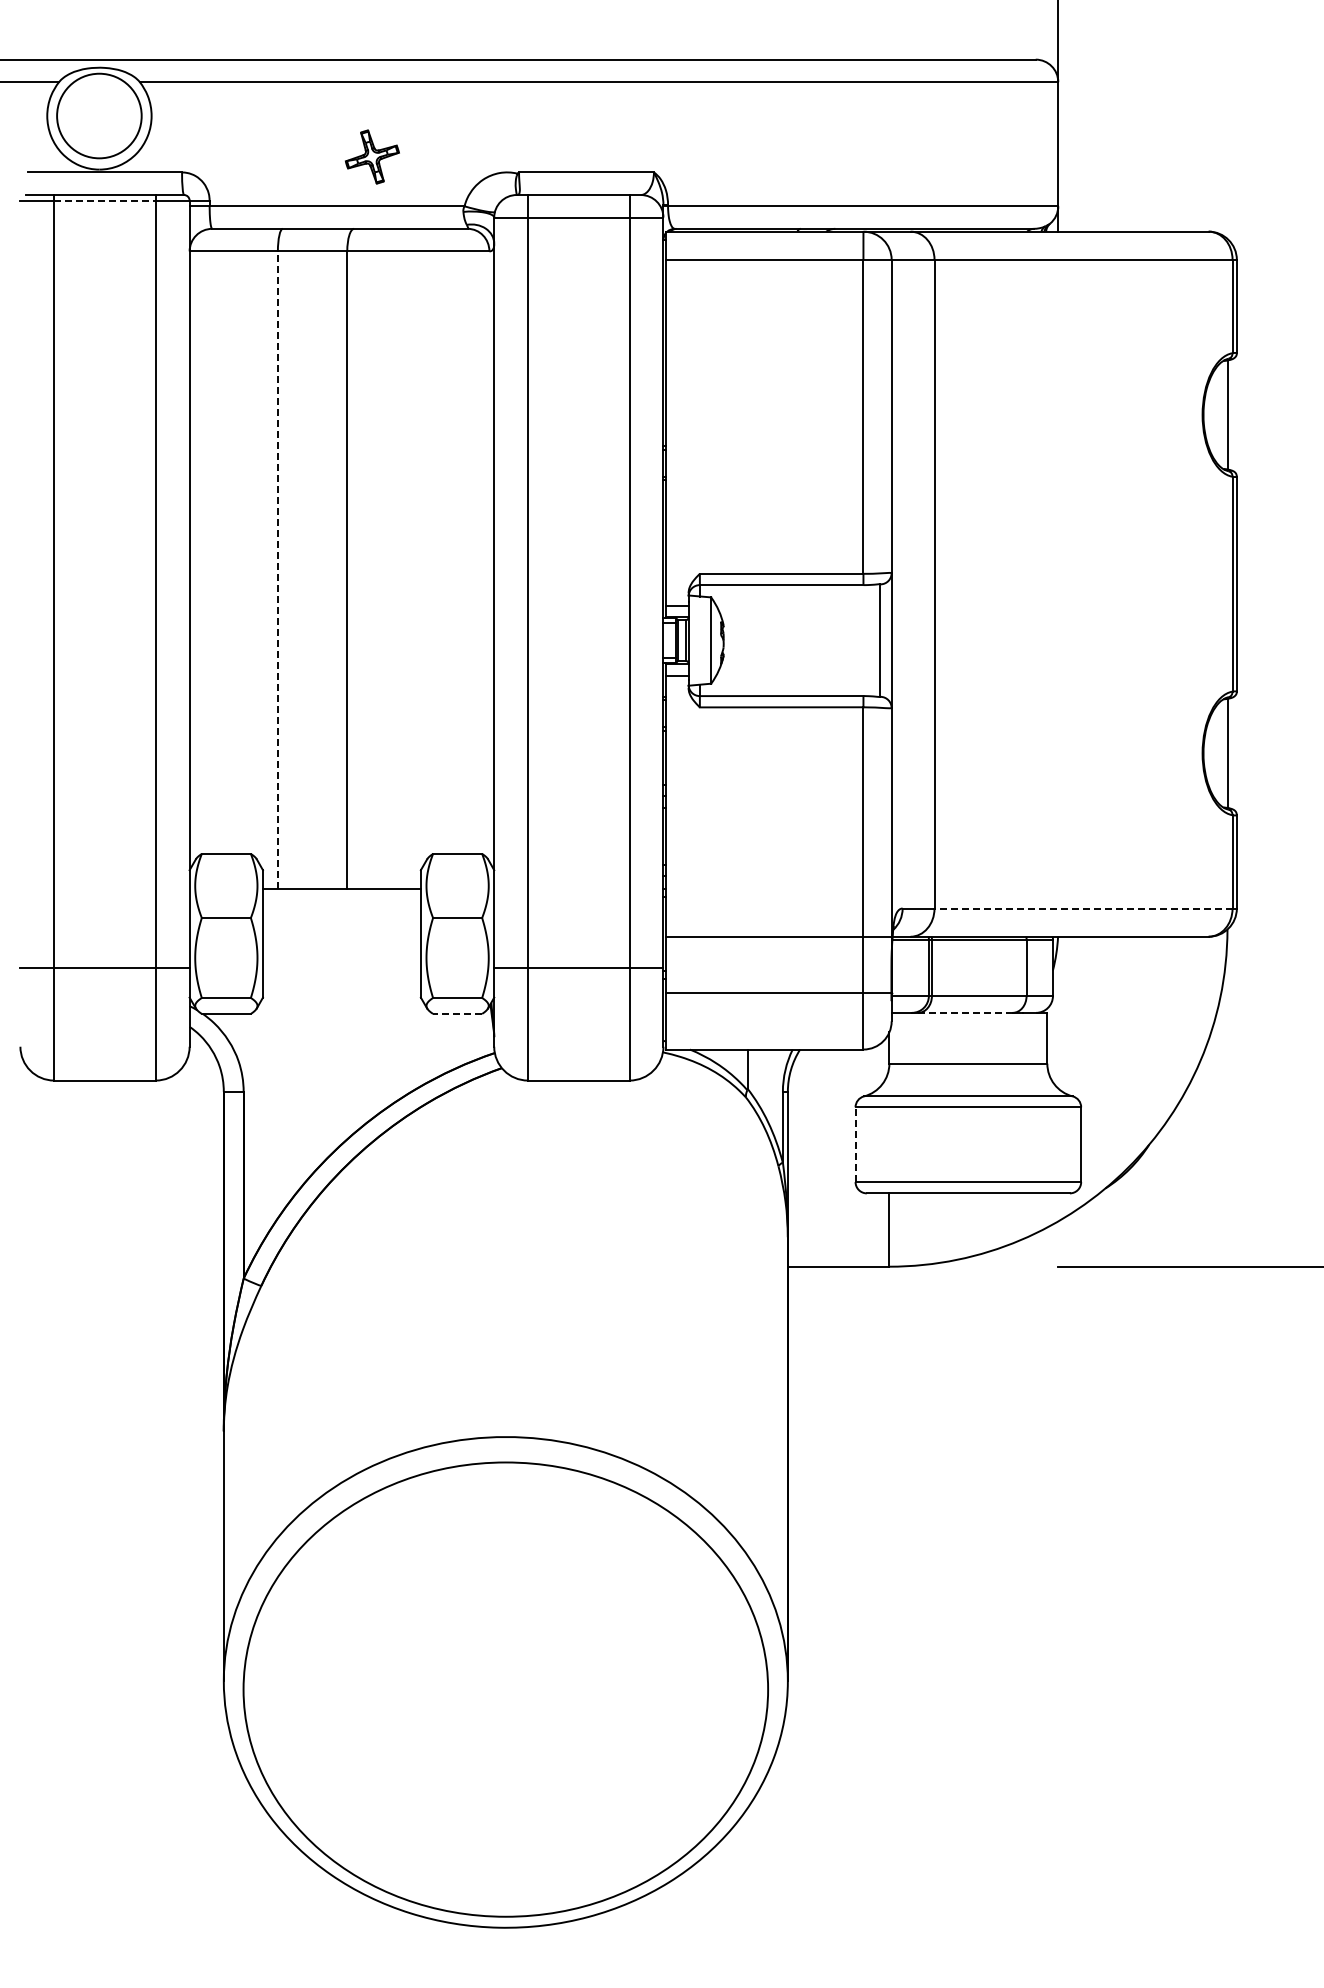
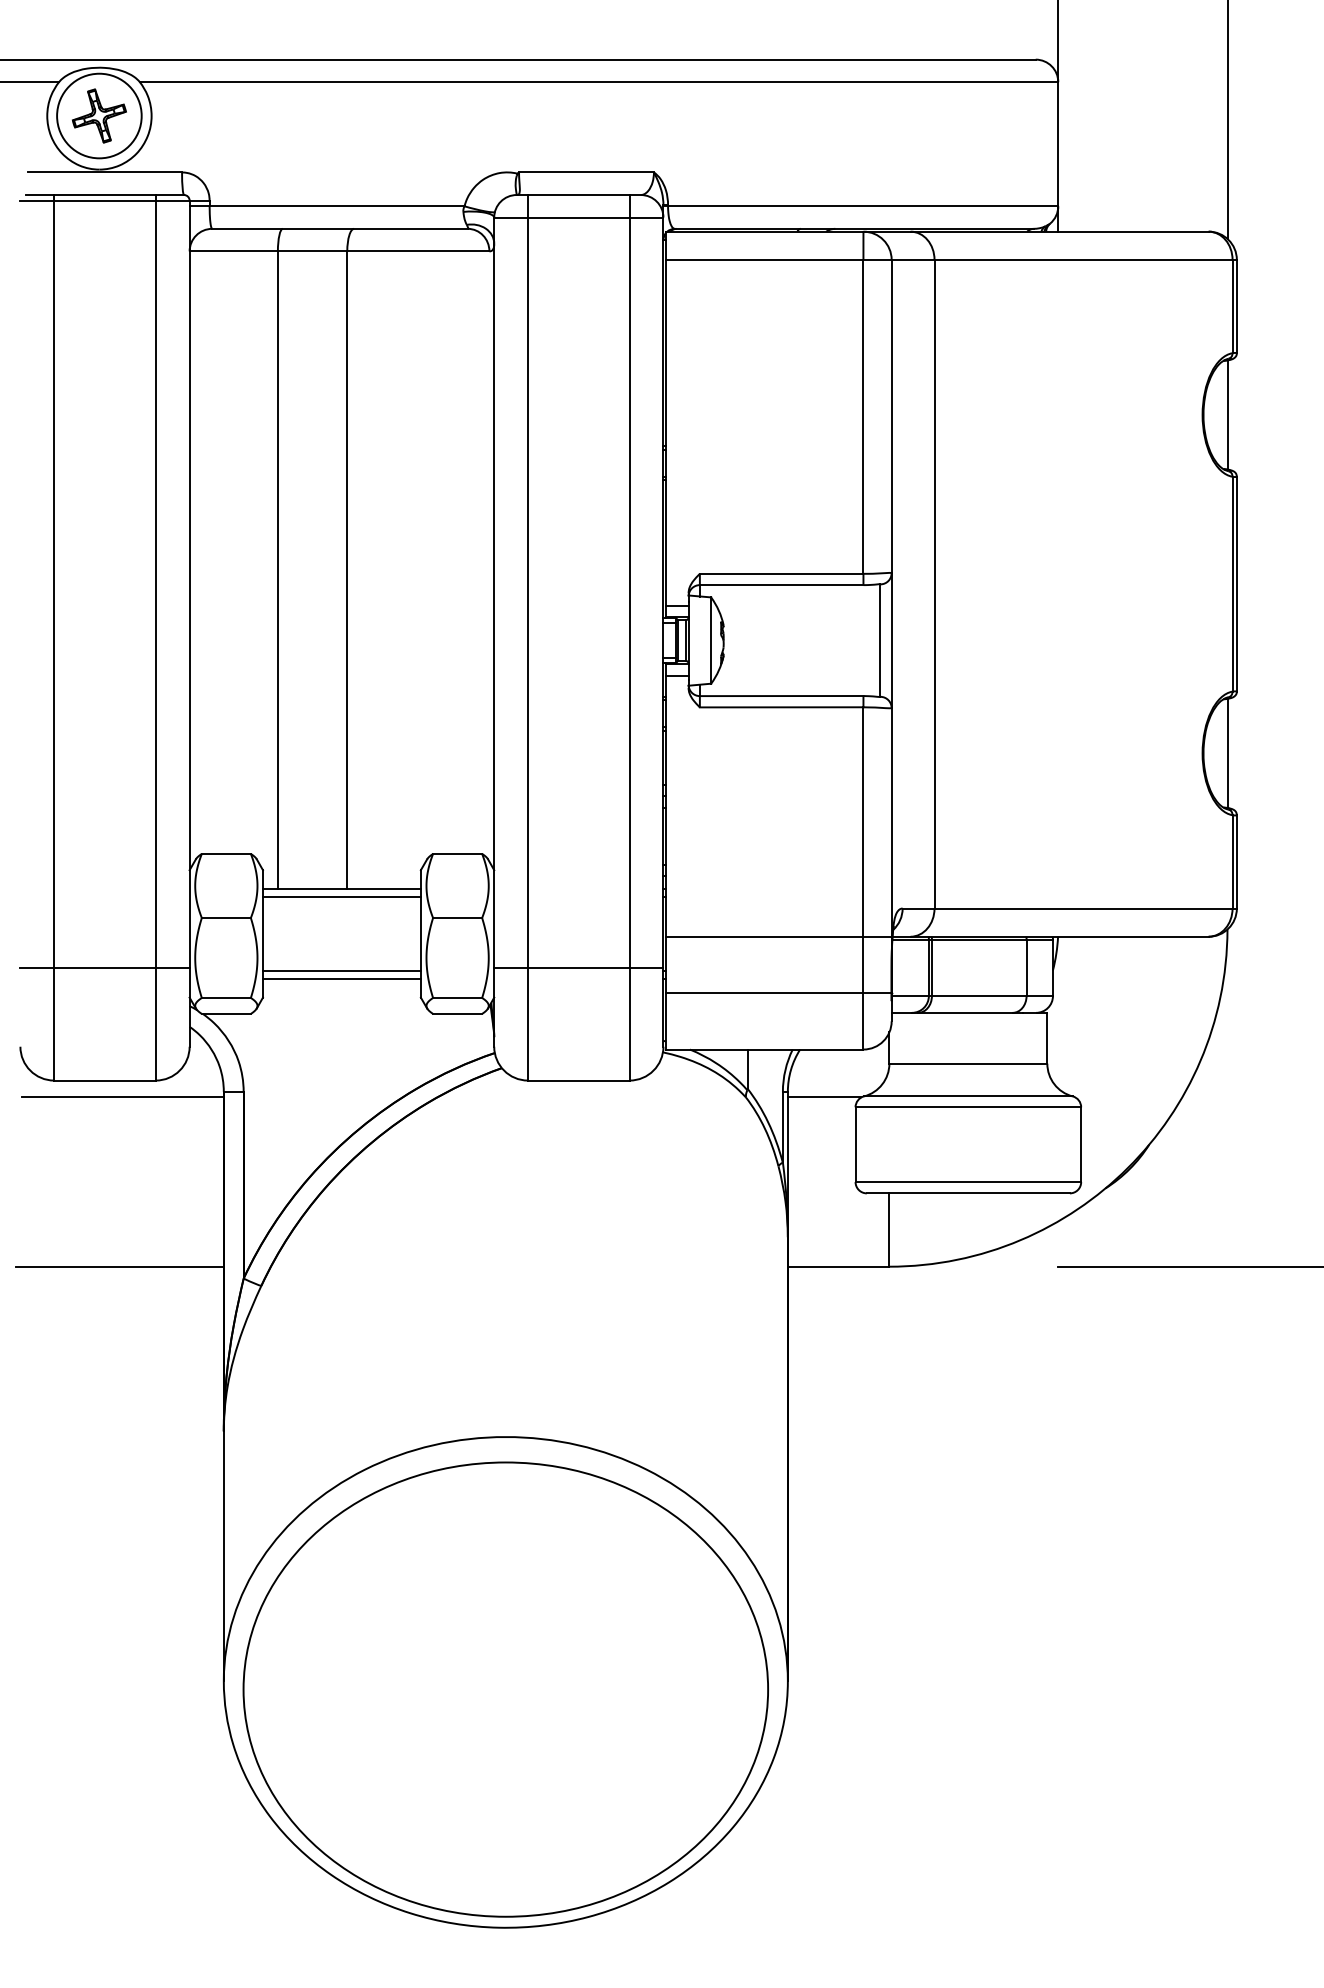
line: none -> present (1227, 120)
part position: (372, 156) -> (99, 115) (99, 115)
line: dashed -> solid (105, 200)
line: dashed -> solid (277, 570)
line: none -> present (341, 897)
line: dashed -> solid (1083, 908)
line: none -> present (341, 970)
line: none -> present (341, 979)
line: dashed -> solid (965, 1012)
line: dashed -> solid (457, 1013)
line: none -> present (122, 1097)
line: none -> present (824, 1097)
line: dashed -> solid (855, 1144)
line: none -> present (119, 1266)
